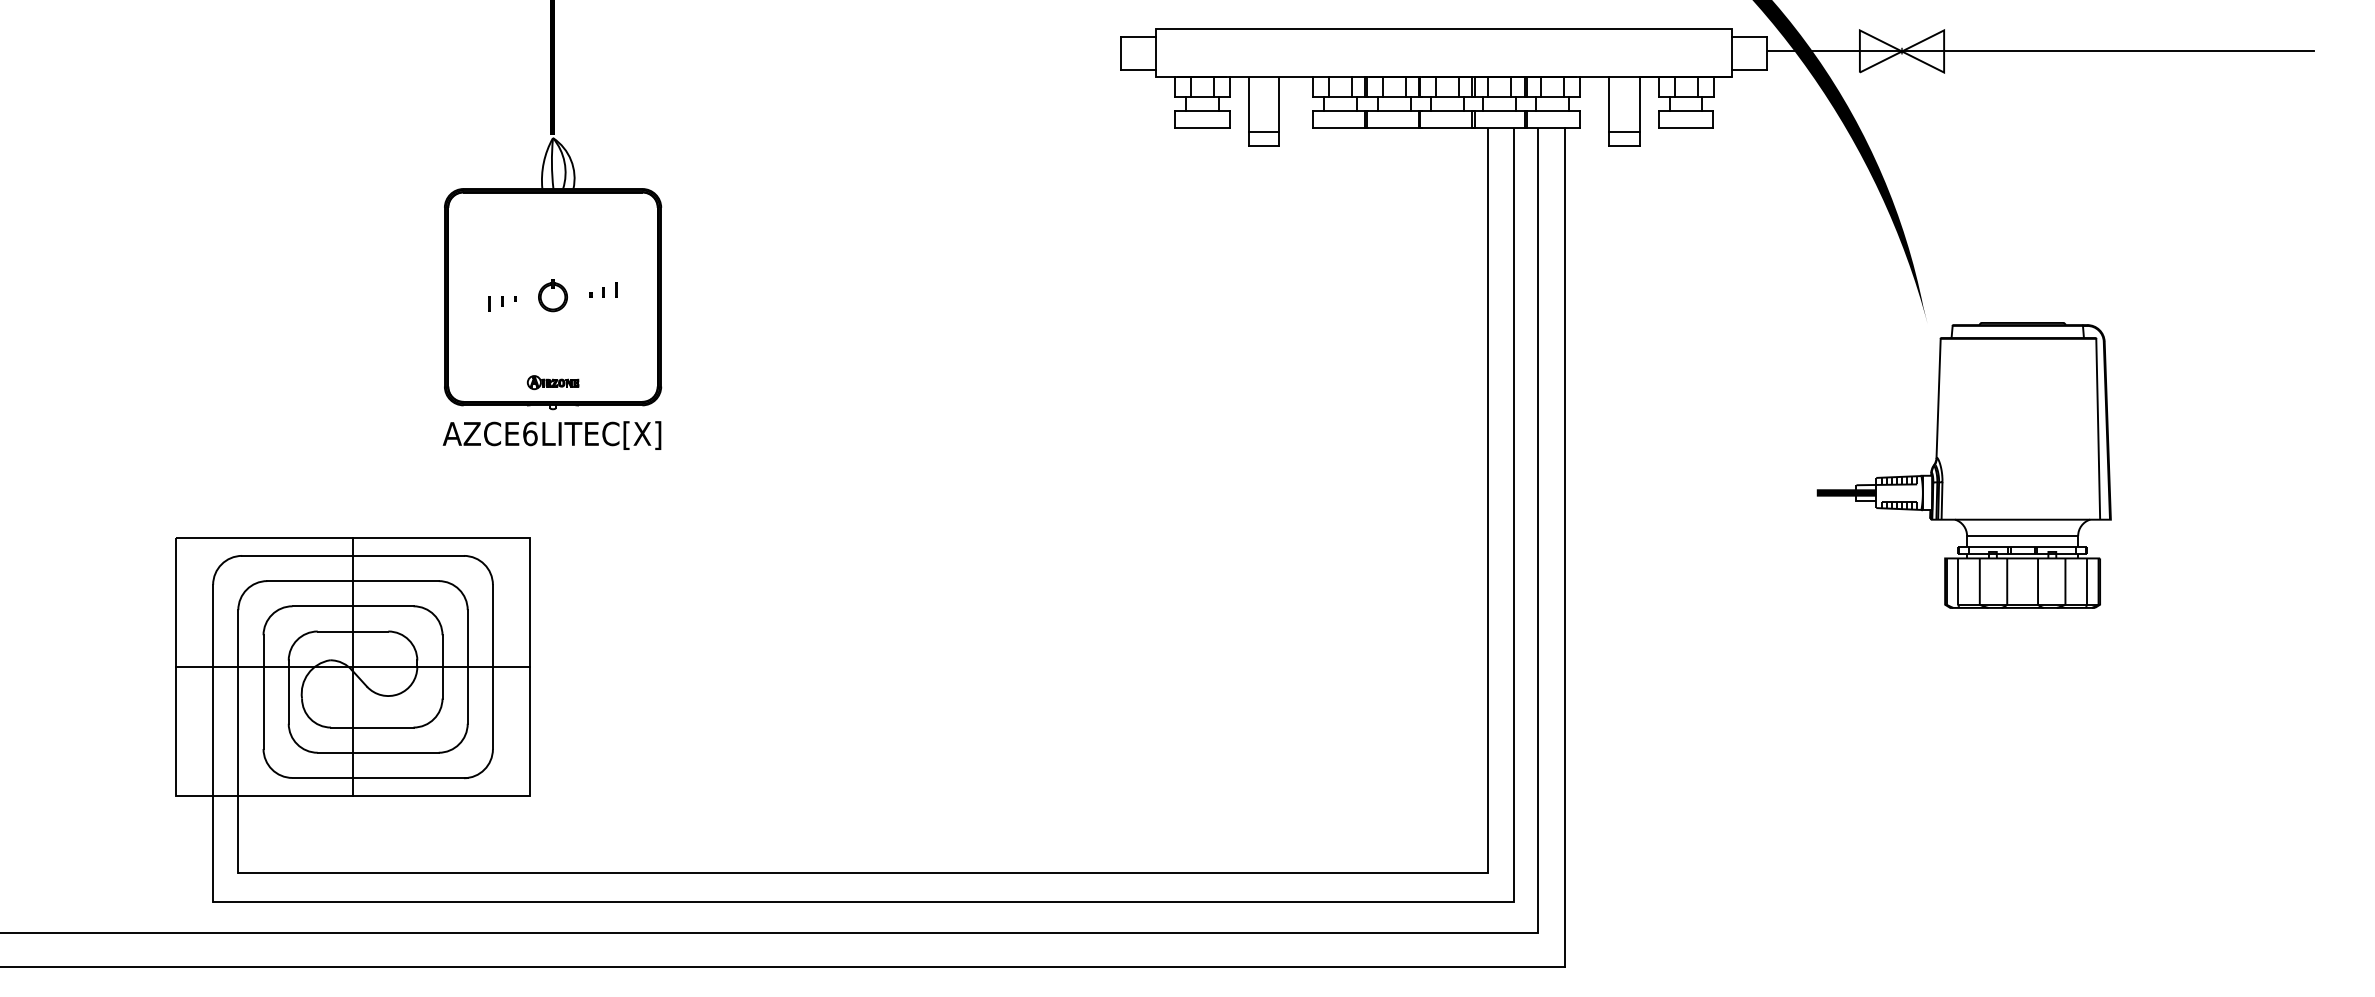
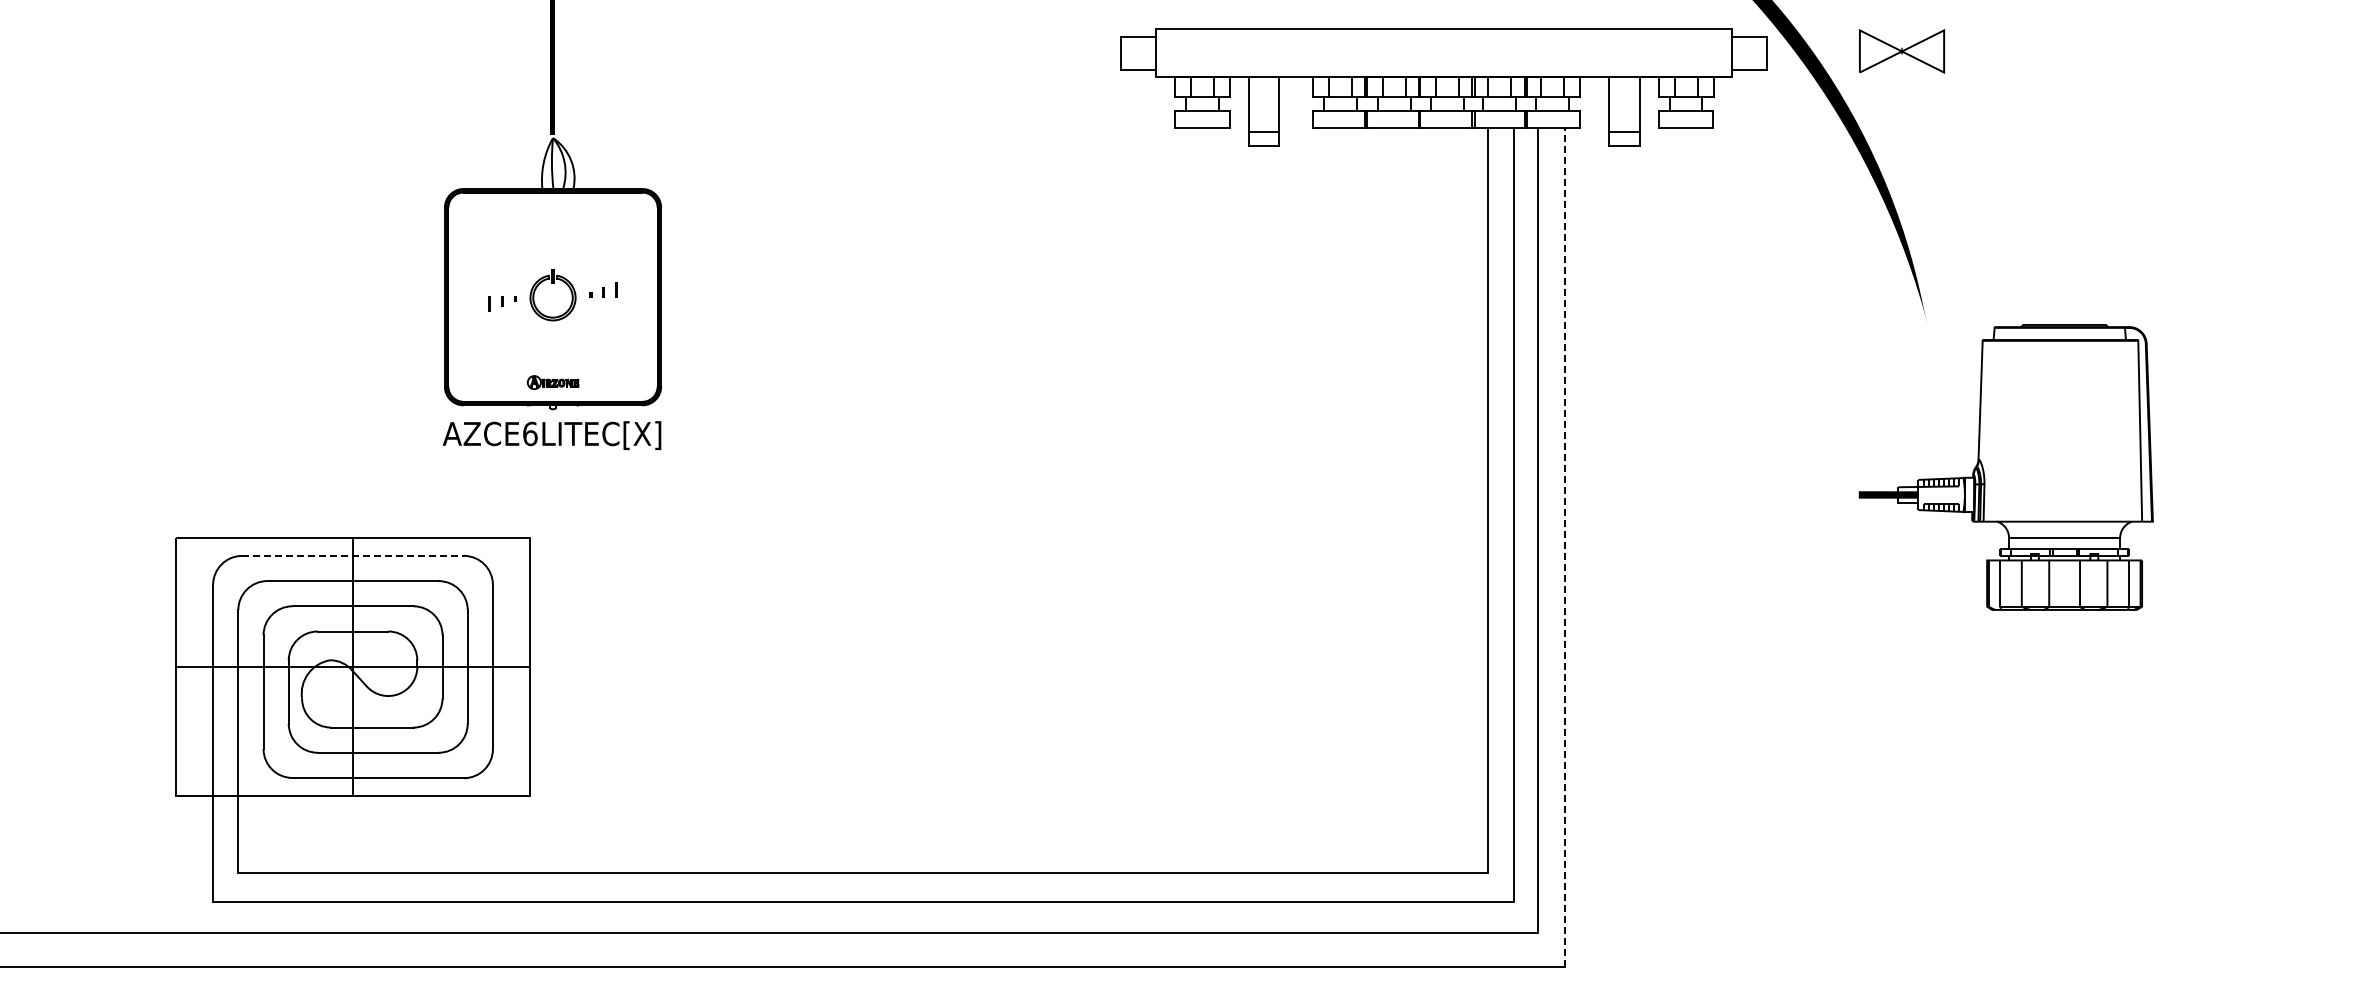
line: present -> none (2040, 51)
part size: 30x34 px -> 48x53 px (552, 295)
part position: (1963, 465) -> (2005, 467) (2005, 467)
line: solid -> dashed (1565, 547)
line: solid -> dashed (353, 555)
